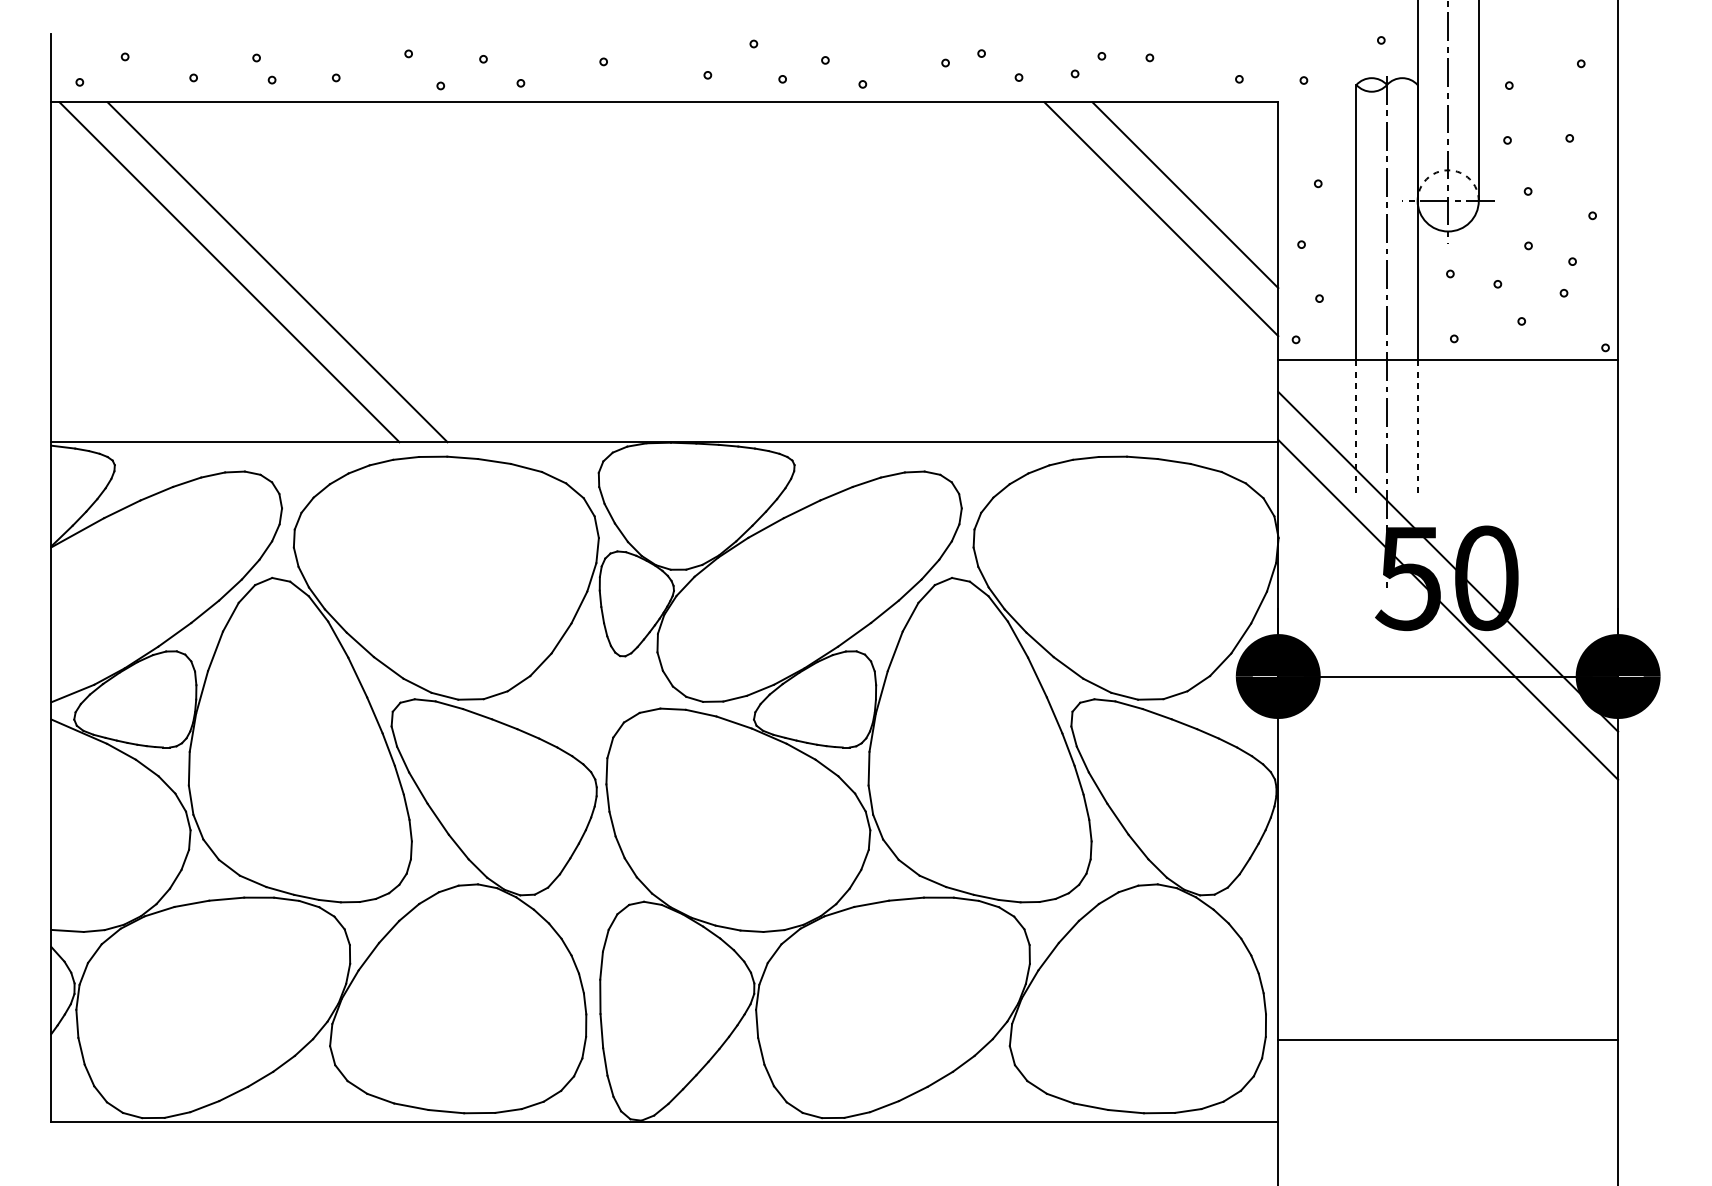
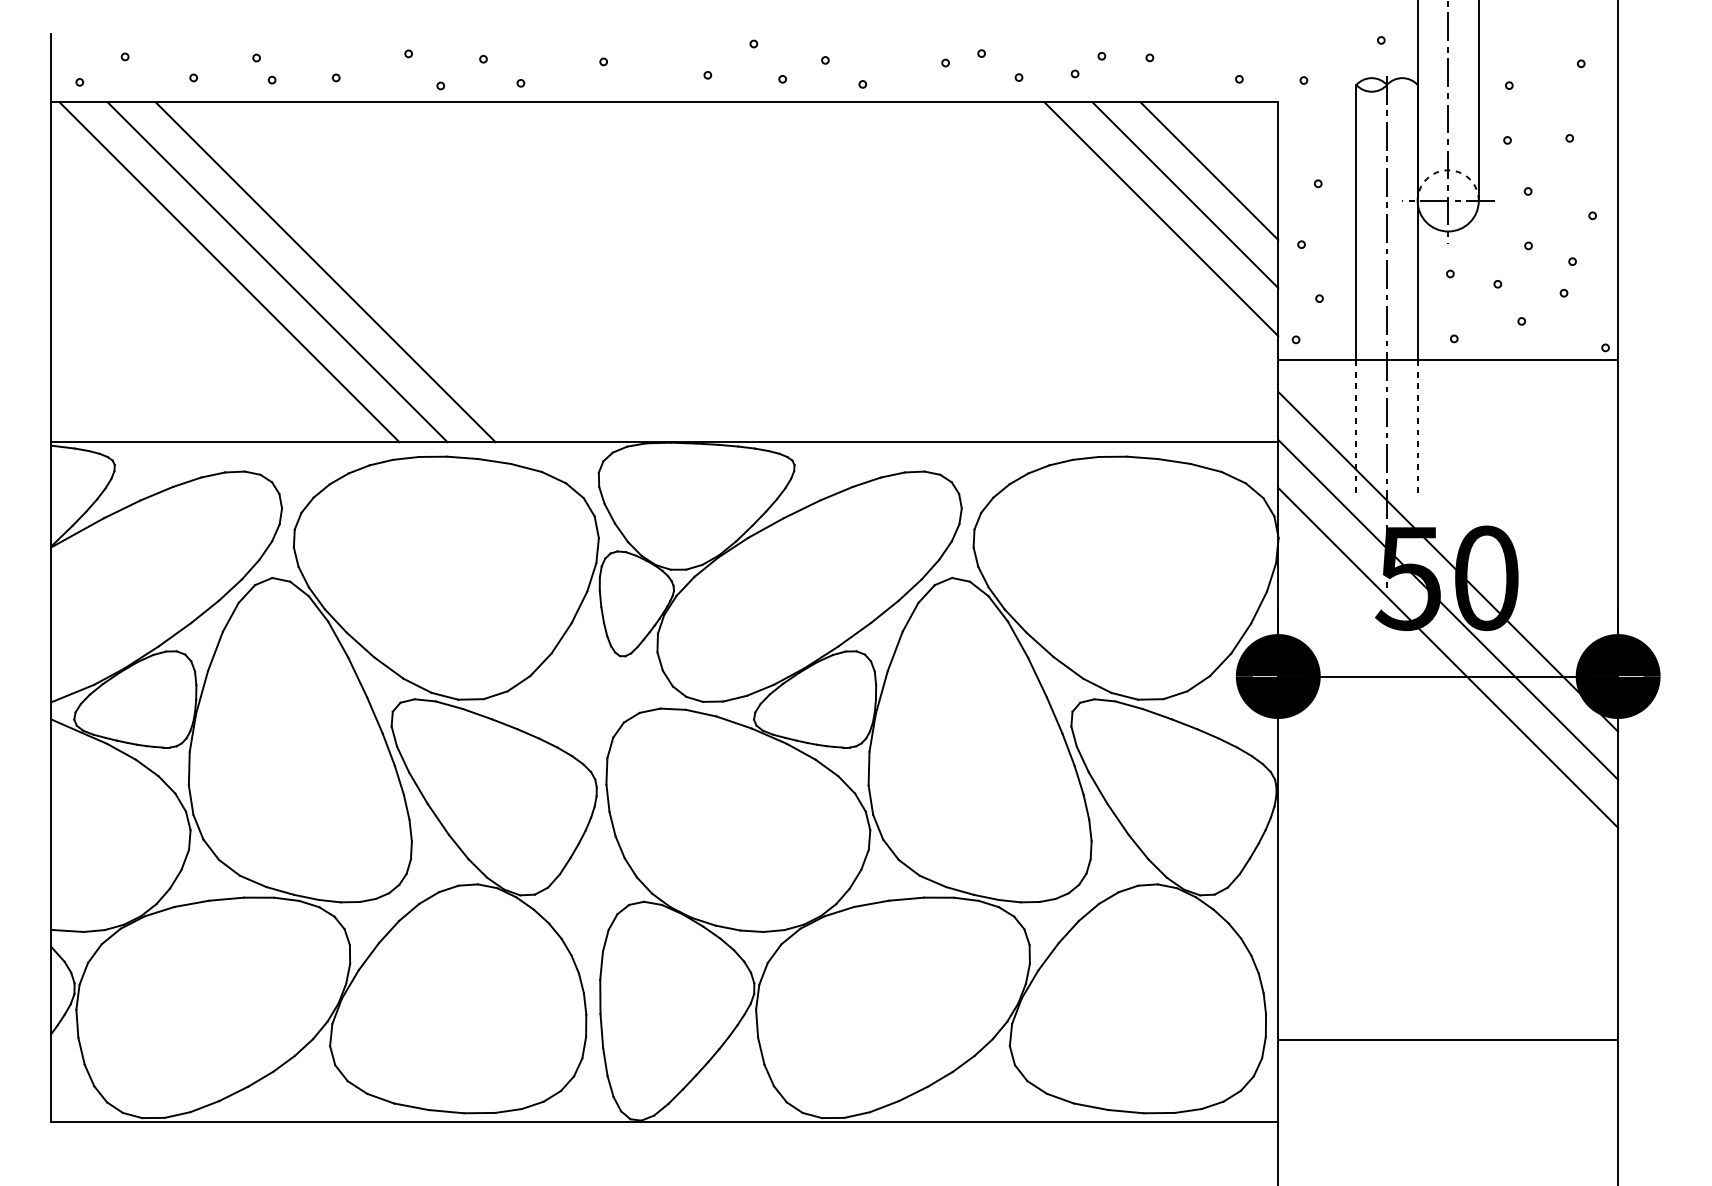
line: none -> present (1209, 171)
line: none -> present (325, 272)
line: none -> present (1448, 657)
